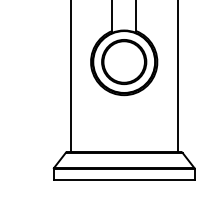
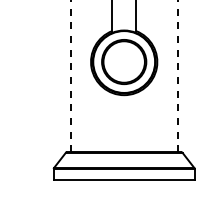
line: solid -> dashed (70, 76)
line: solid -> dashed (177, 76)
